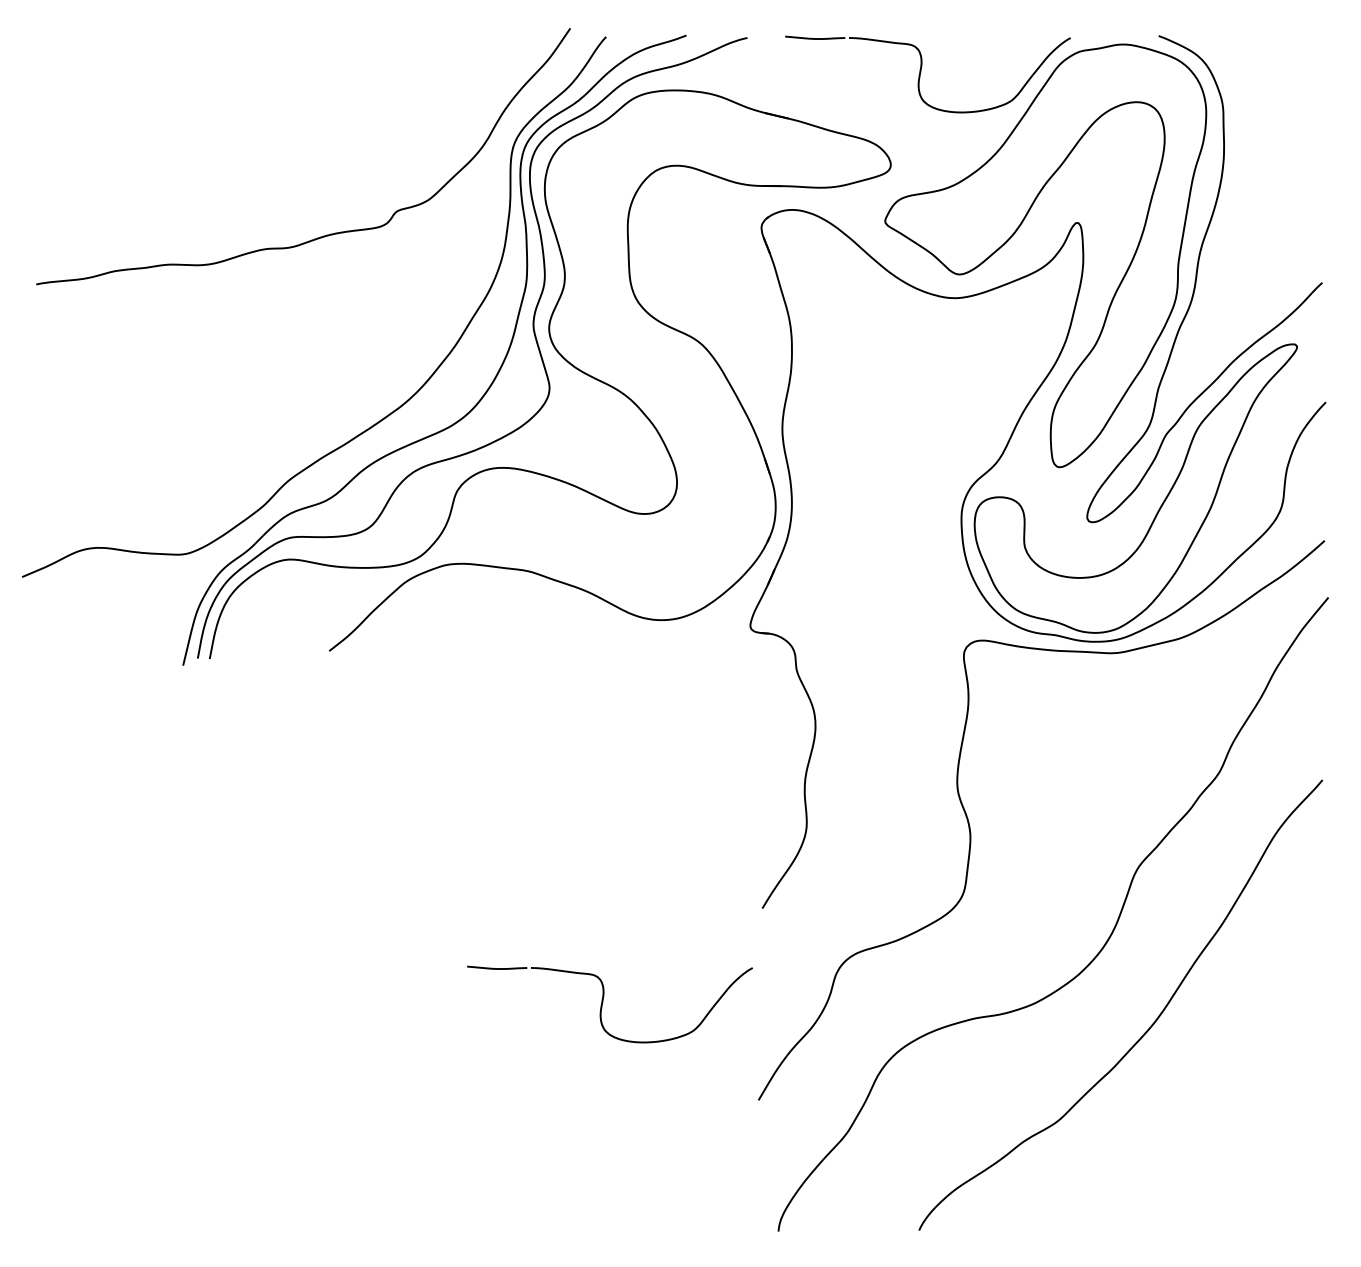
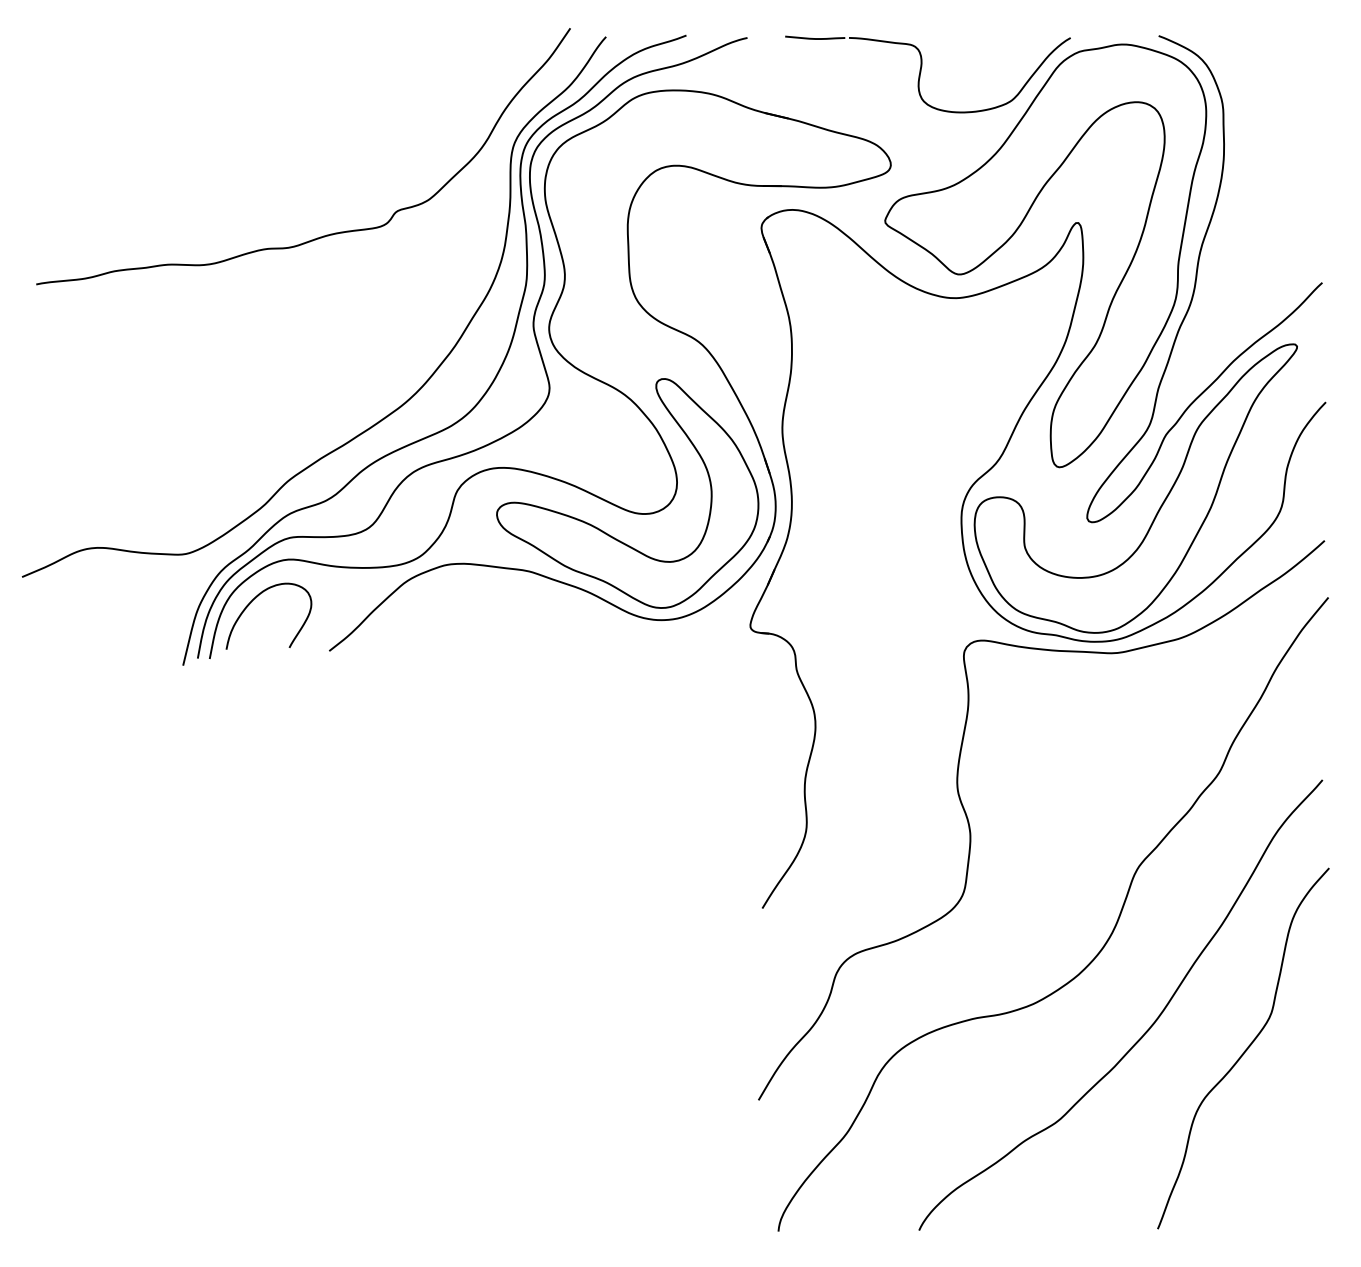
part: none -> present (606, 532)
curve: none -> present (257, 597)
part: present -> none (603, 1002)
curve: none -> present (1245, 1049)
